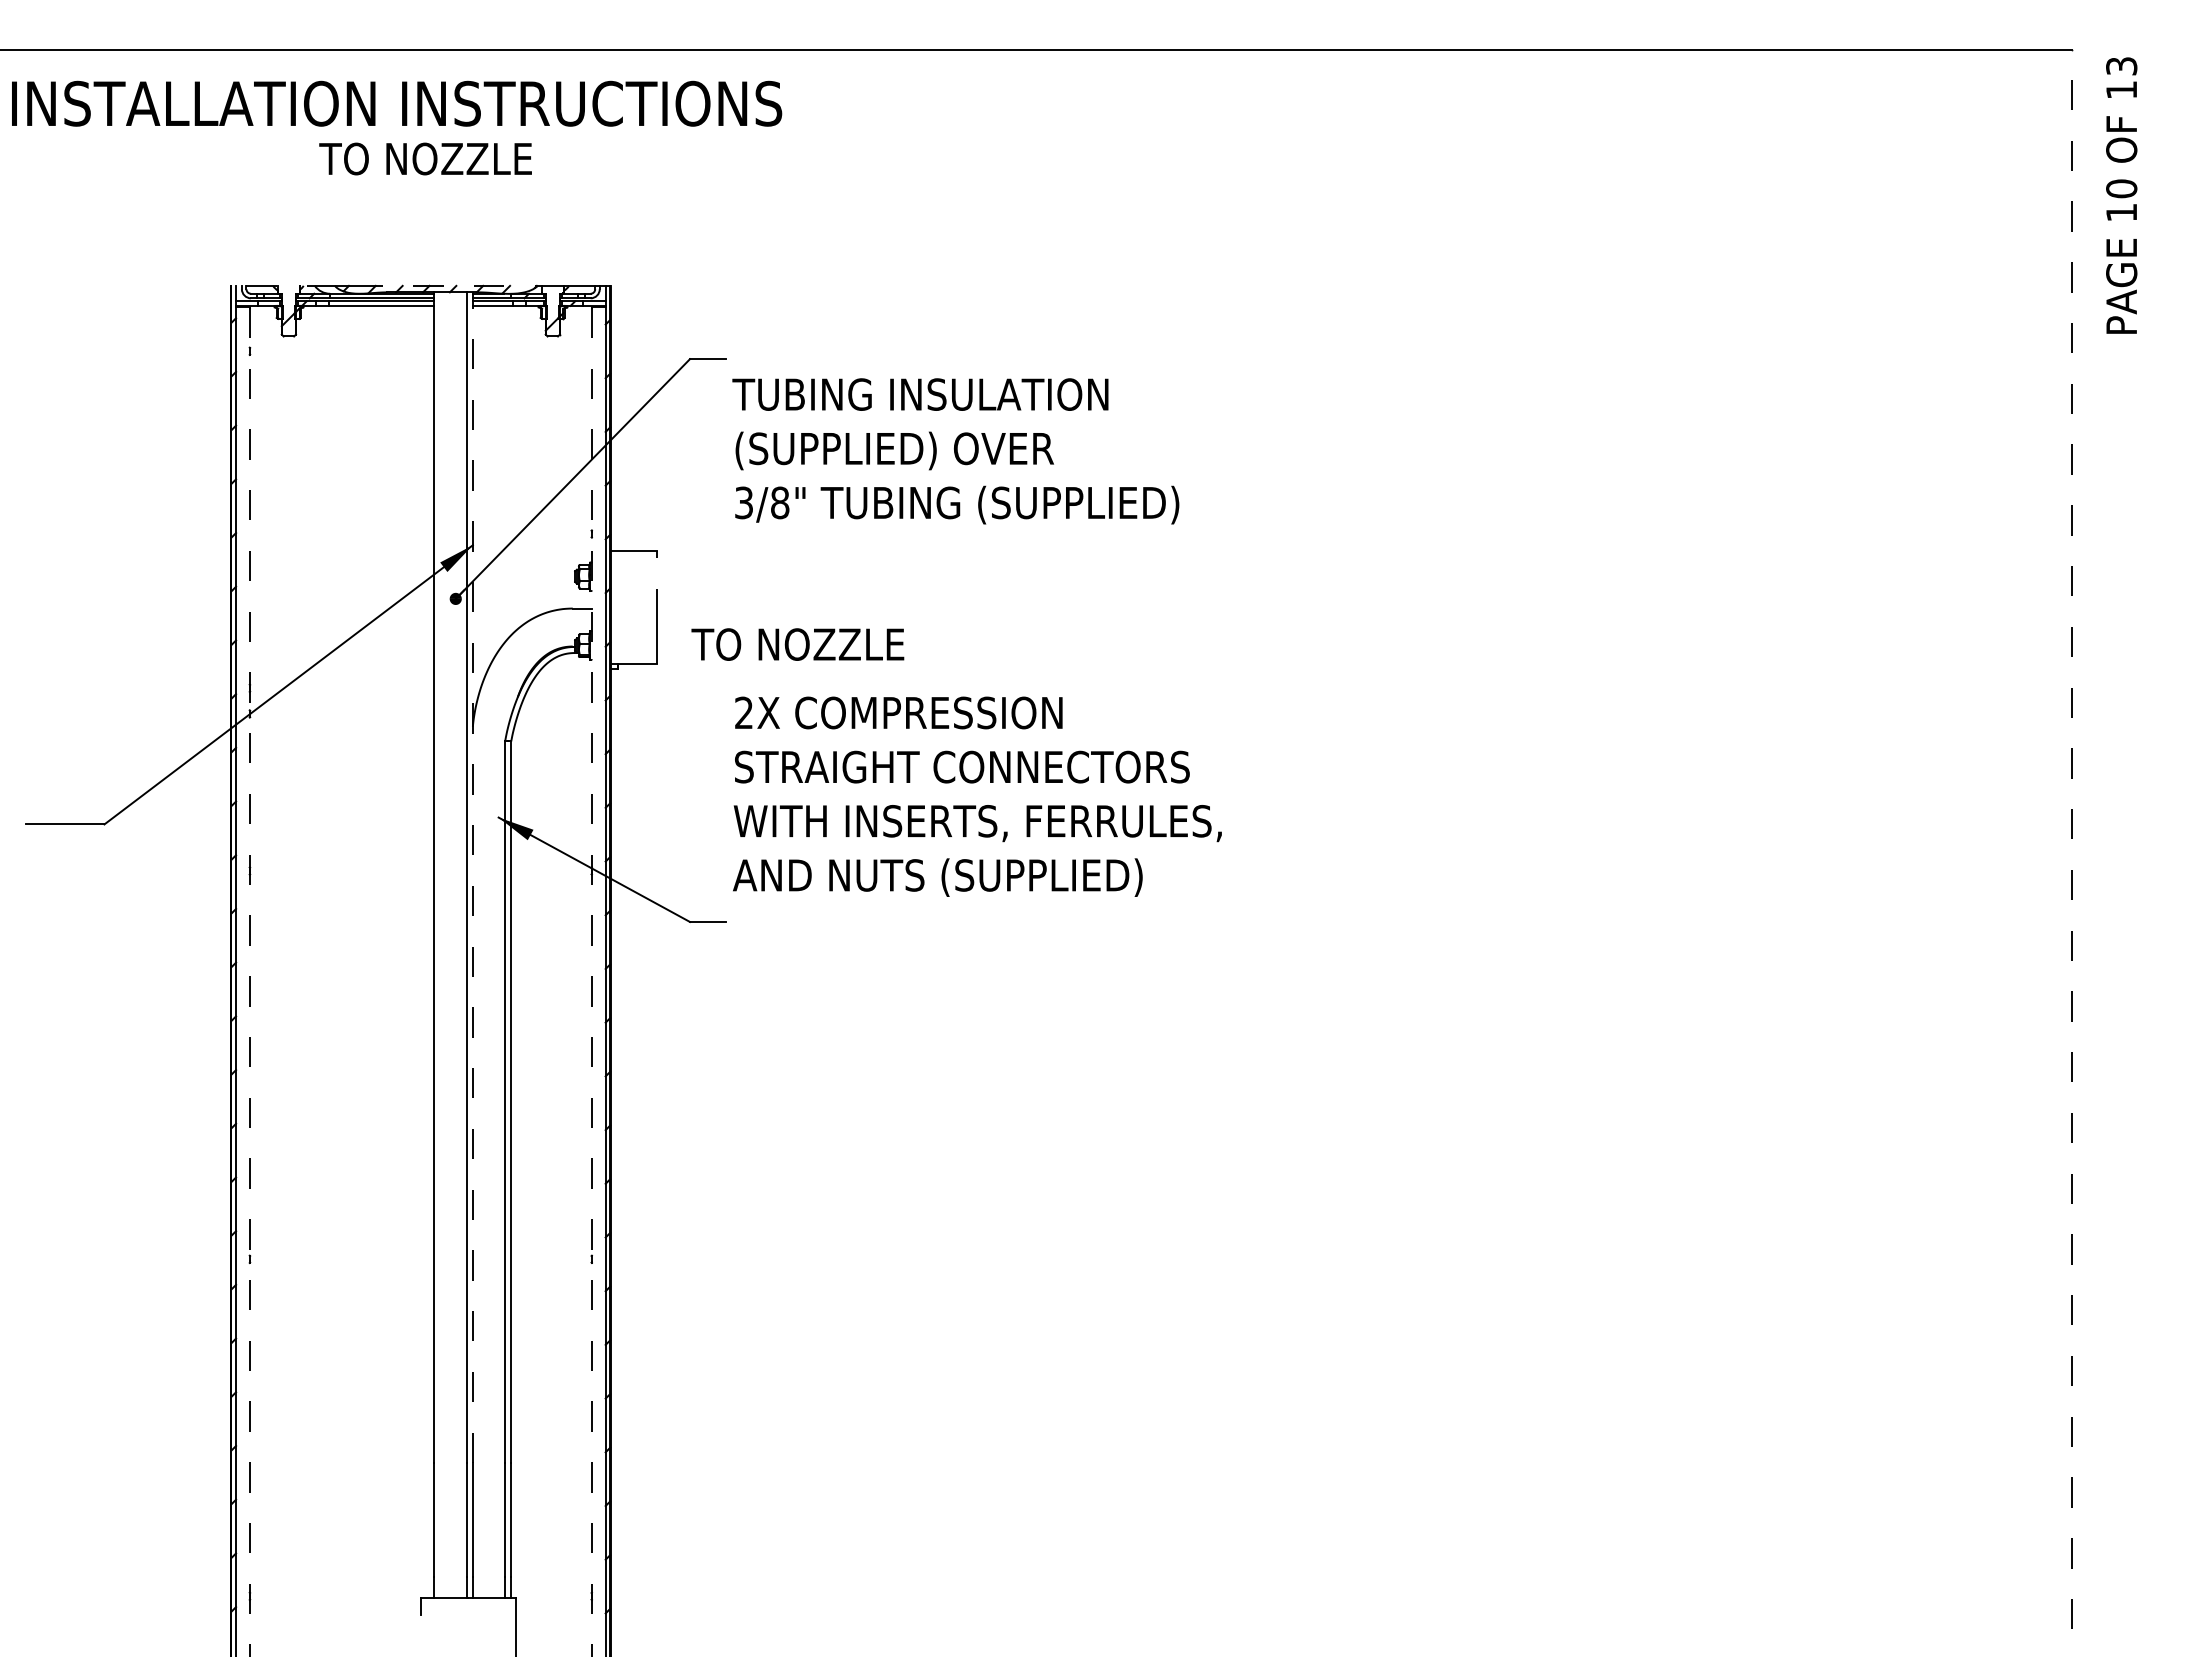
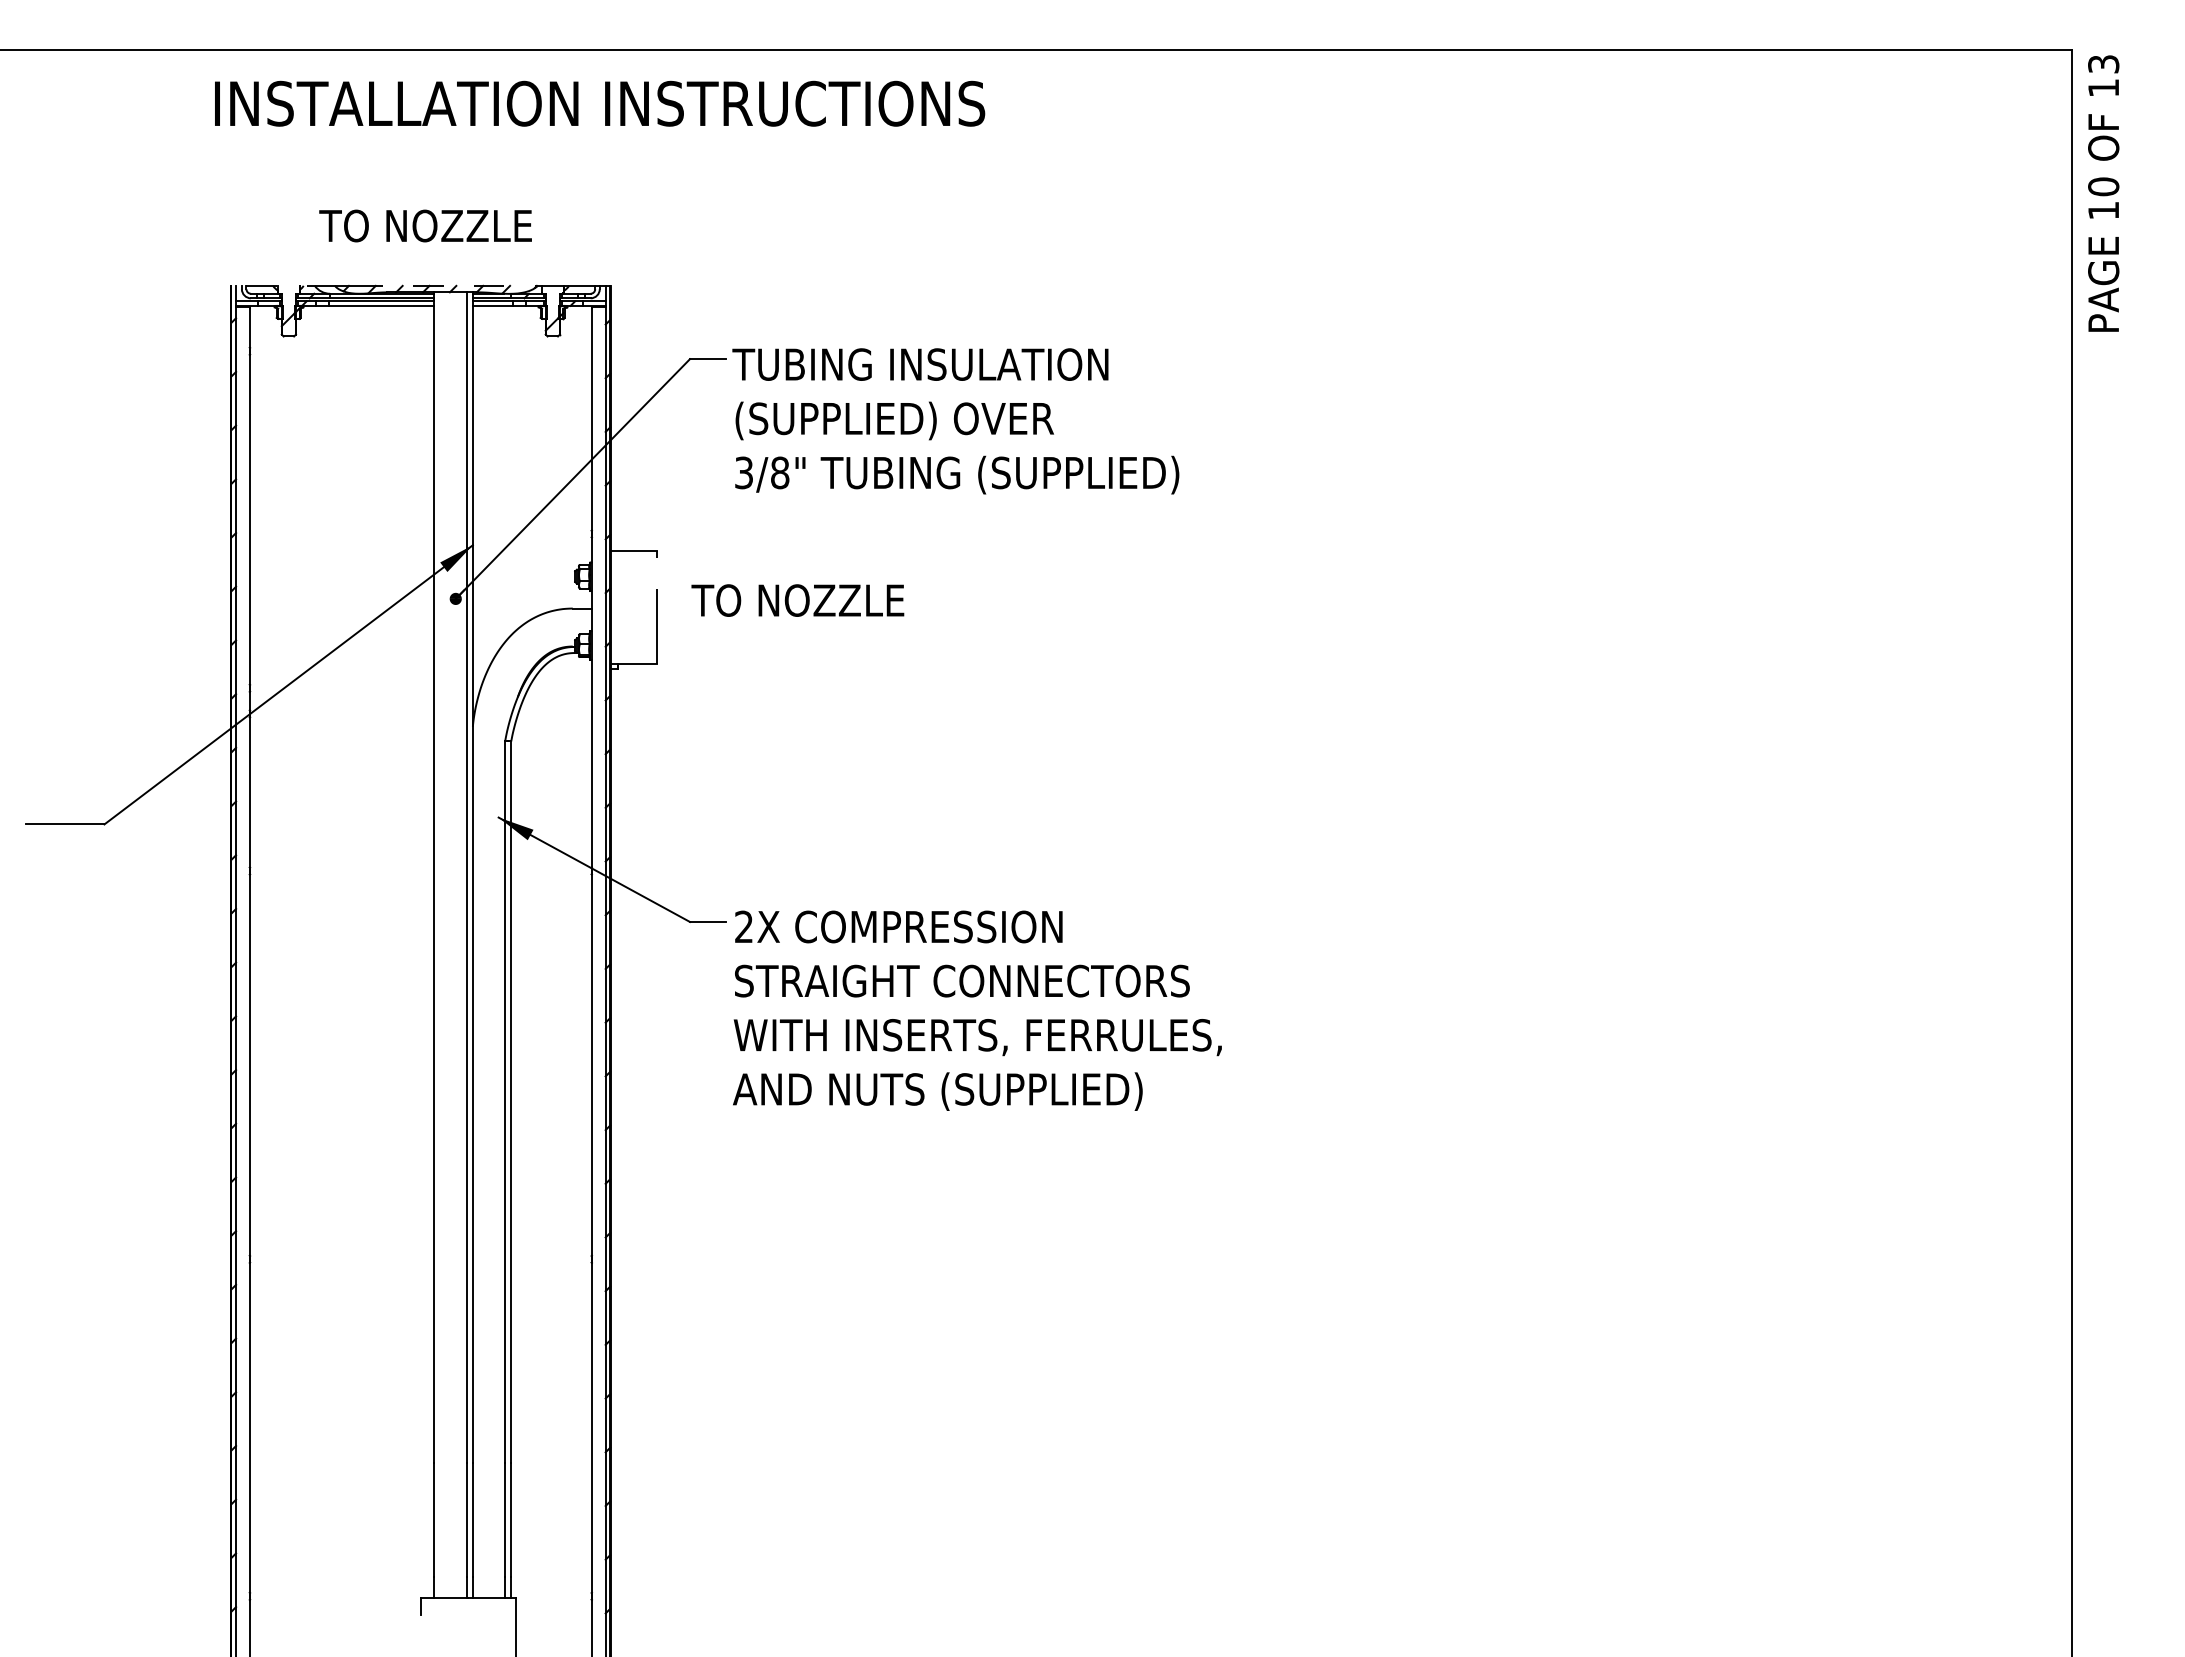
text position: (397, 103) -> (600, 103) (600, 103)
text position: (425, 158) -> (425, 225) (425, 225)
text position: (2121, 195) -> (2103, 193) (2103, 193)
text position: (955, 451) -> (955, 421) (955, 421)
text position: (797, 644) -> (797, 600) (797, 600)
text position: (977, 796) -> (977, 1010) (977, 1010)
line: dashed -> solid (2072, 852)
line: dashed -> solid (472, 877)
line: dashed -> solid (249, 982)
line: dashed -> solid (591, 982)
